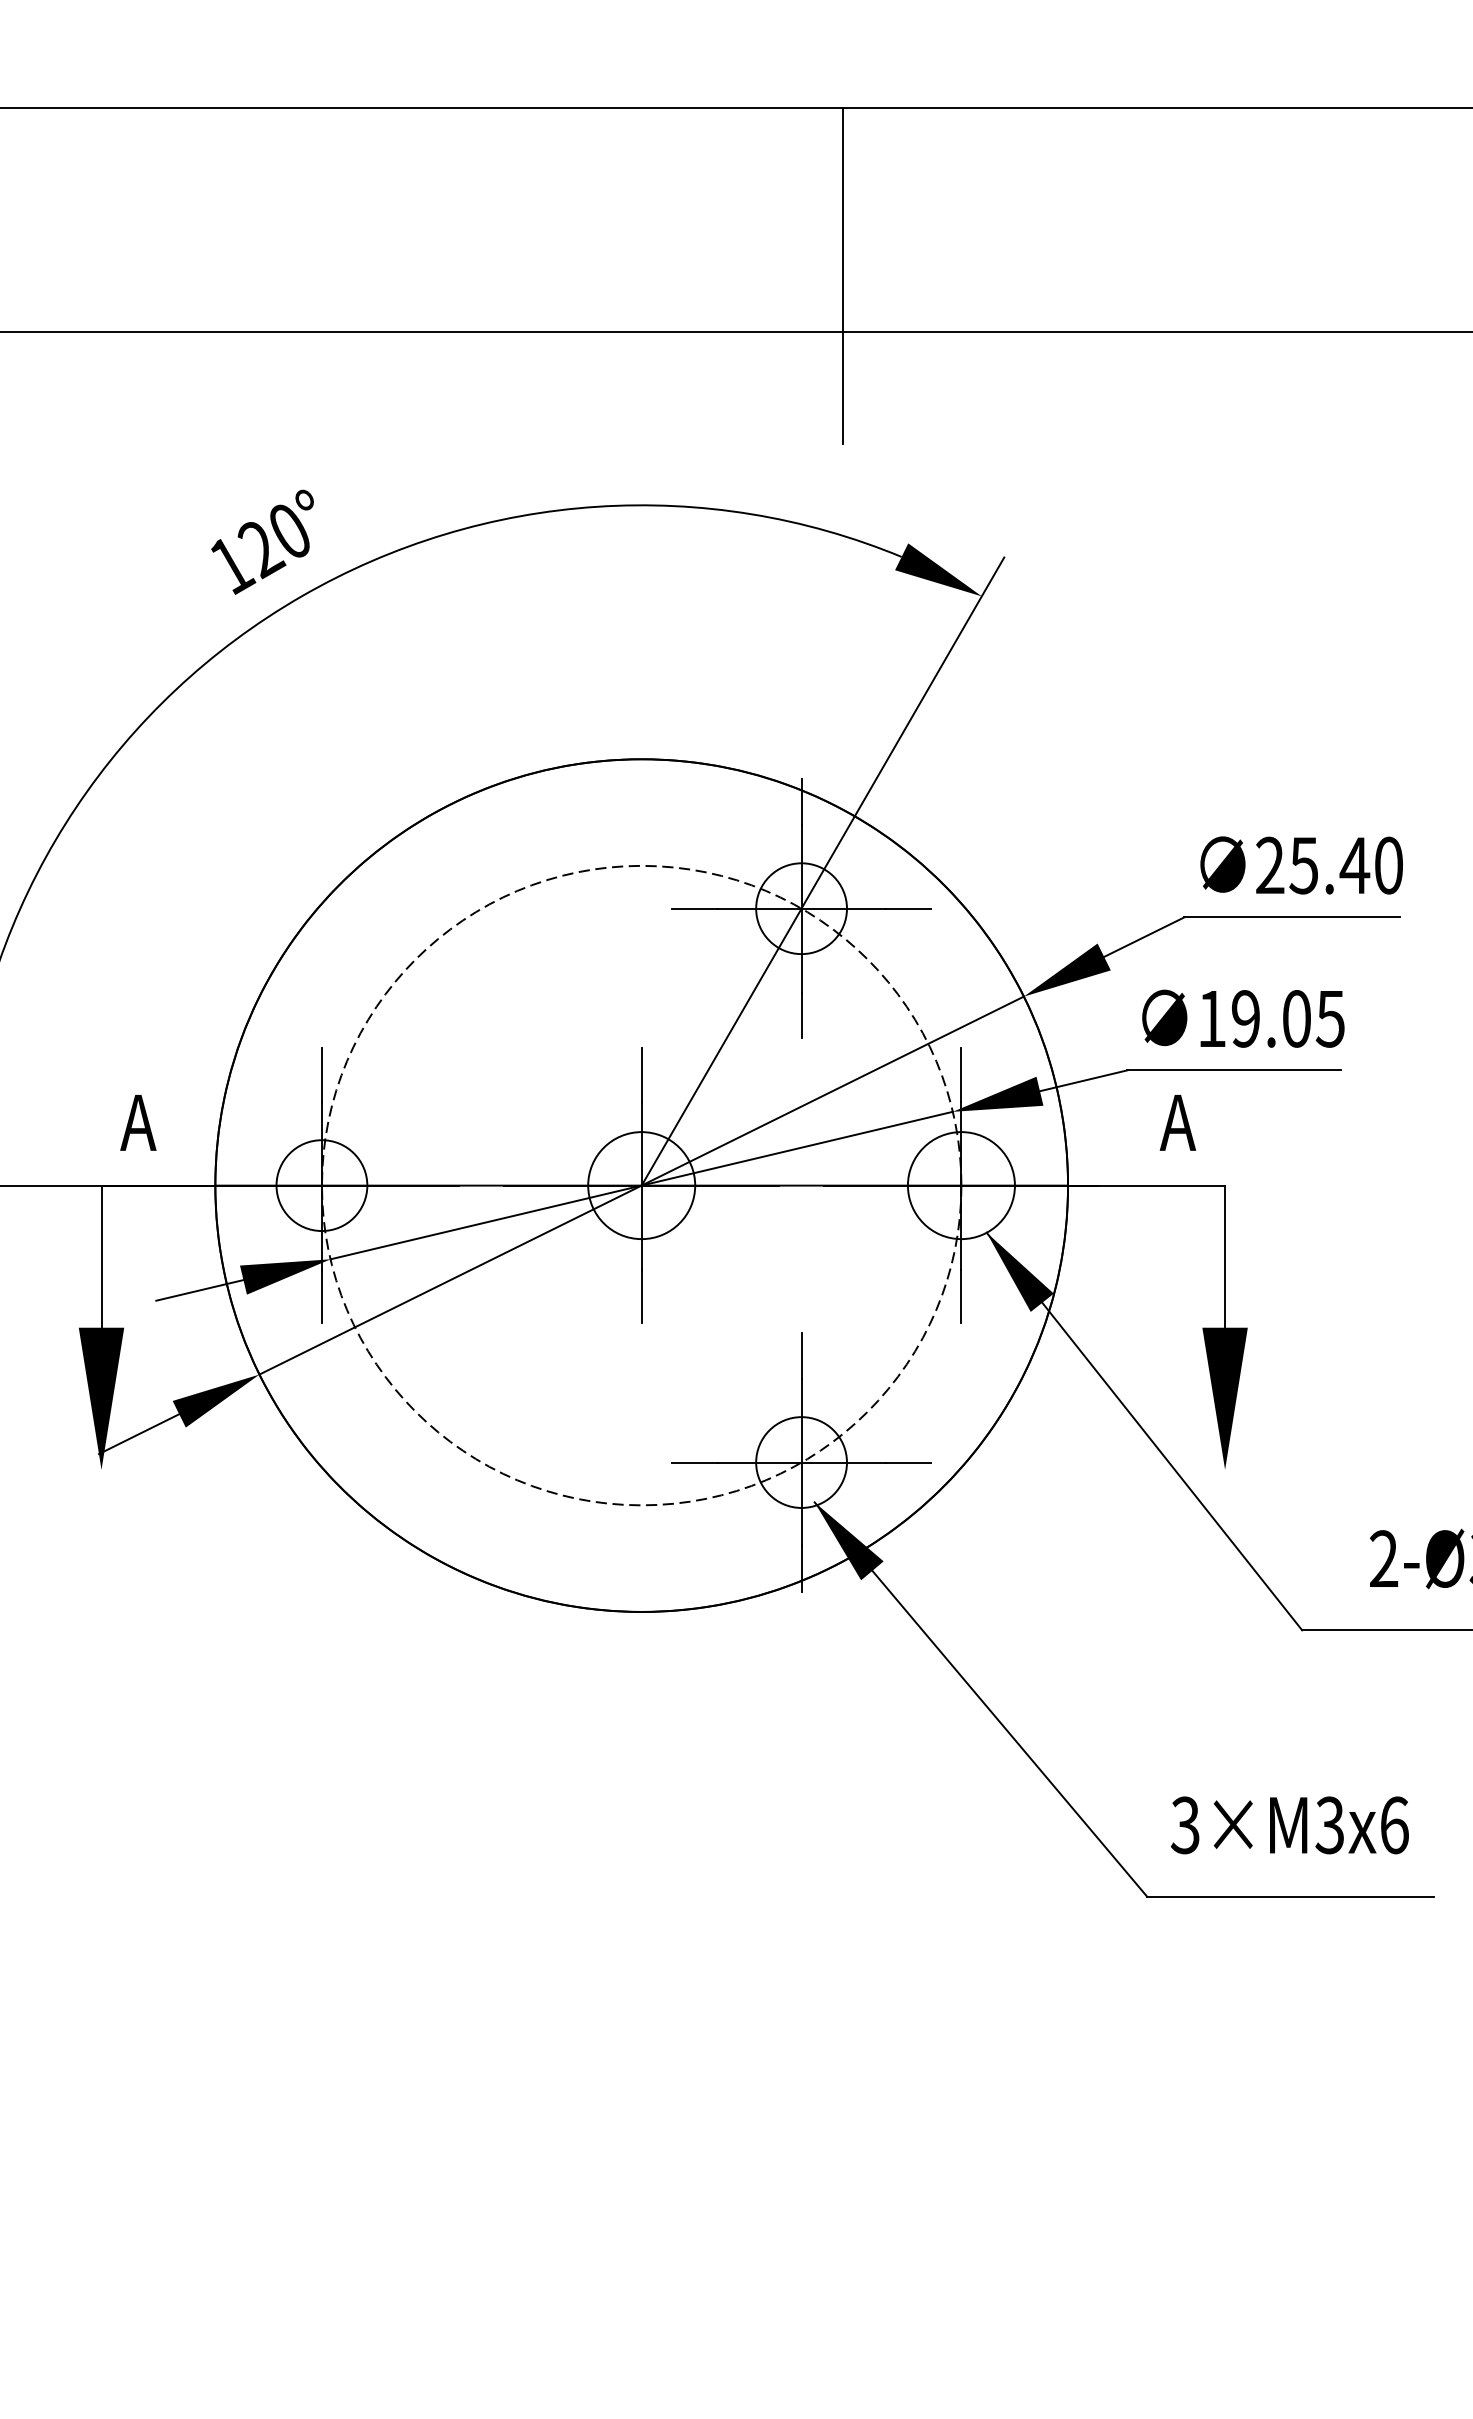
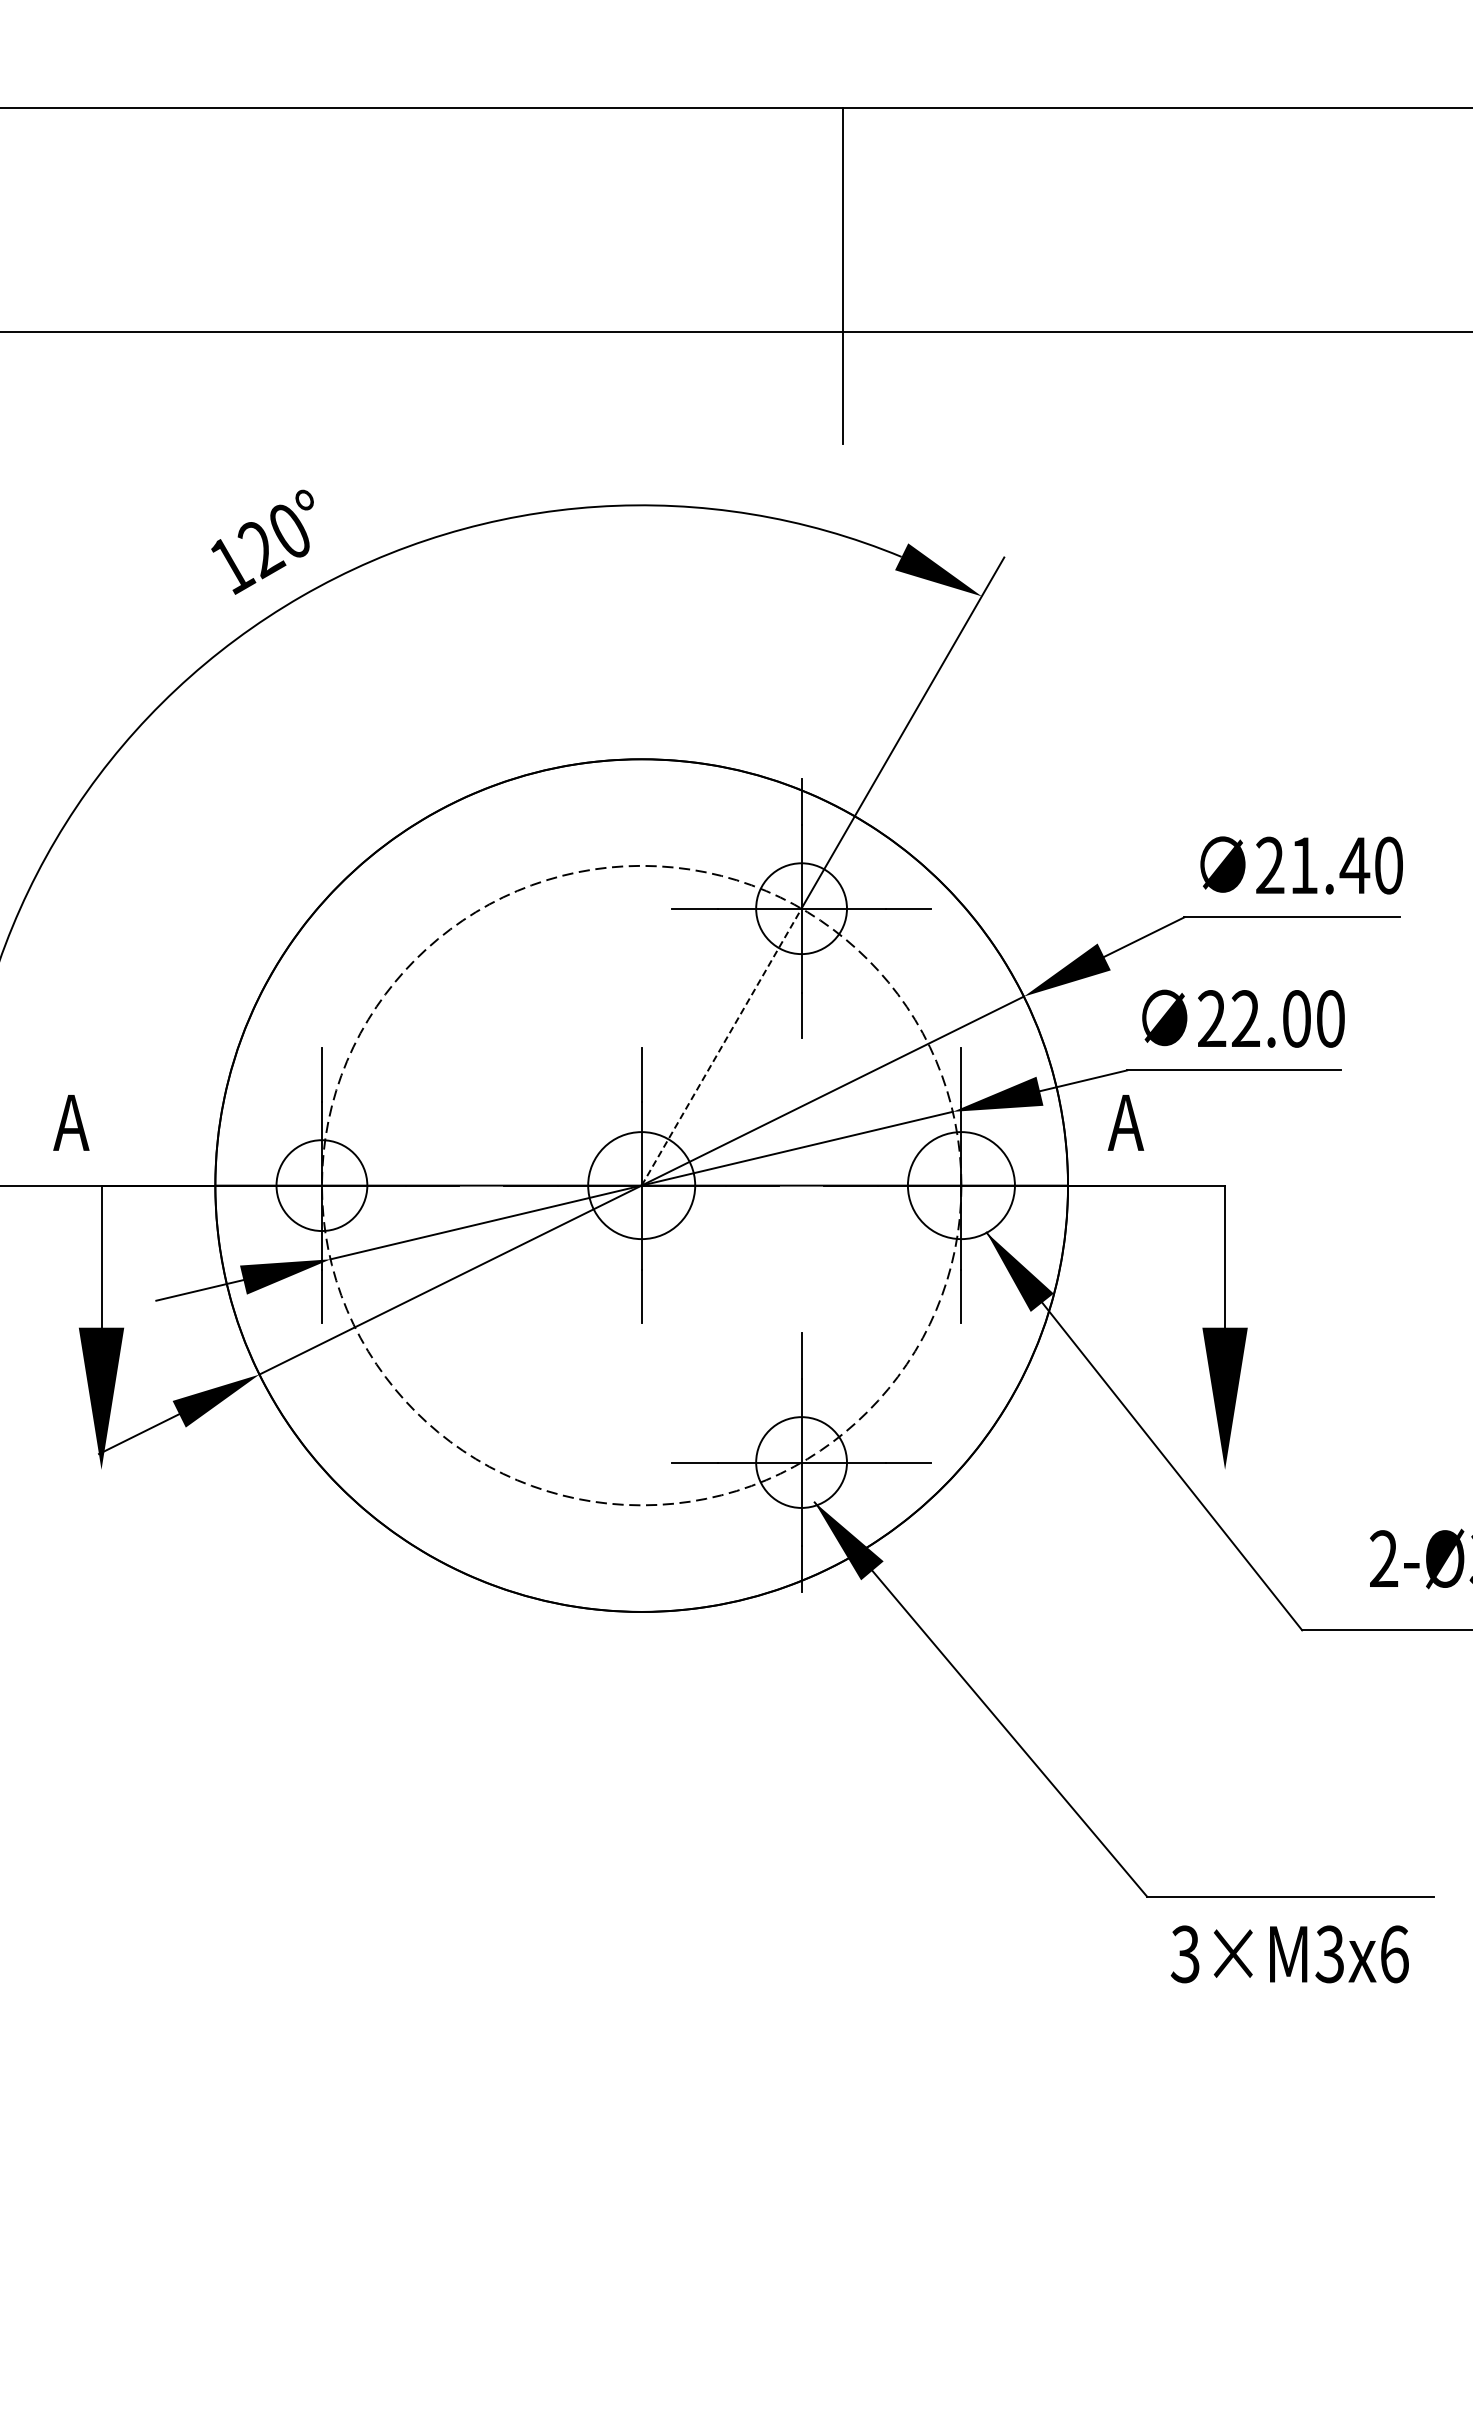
text: 25.40 -> 21.40 (1303, 865)
text: 19.05 -> 22.00 (1271, 1018)
line: solid -> dashed (721, 1047)
text position: (138, 1122) -> (71, 1122) (71, 1122)
text position: (1177, 1122) -> (1125, 1122) (1125, 1122)
text position: (1289, 1825) -> (1289, 1954) (1289, 1954)
